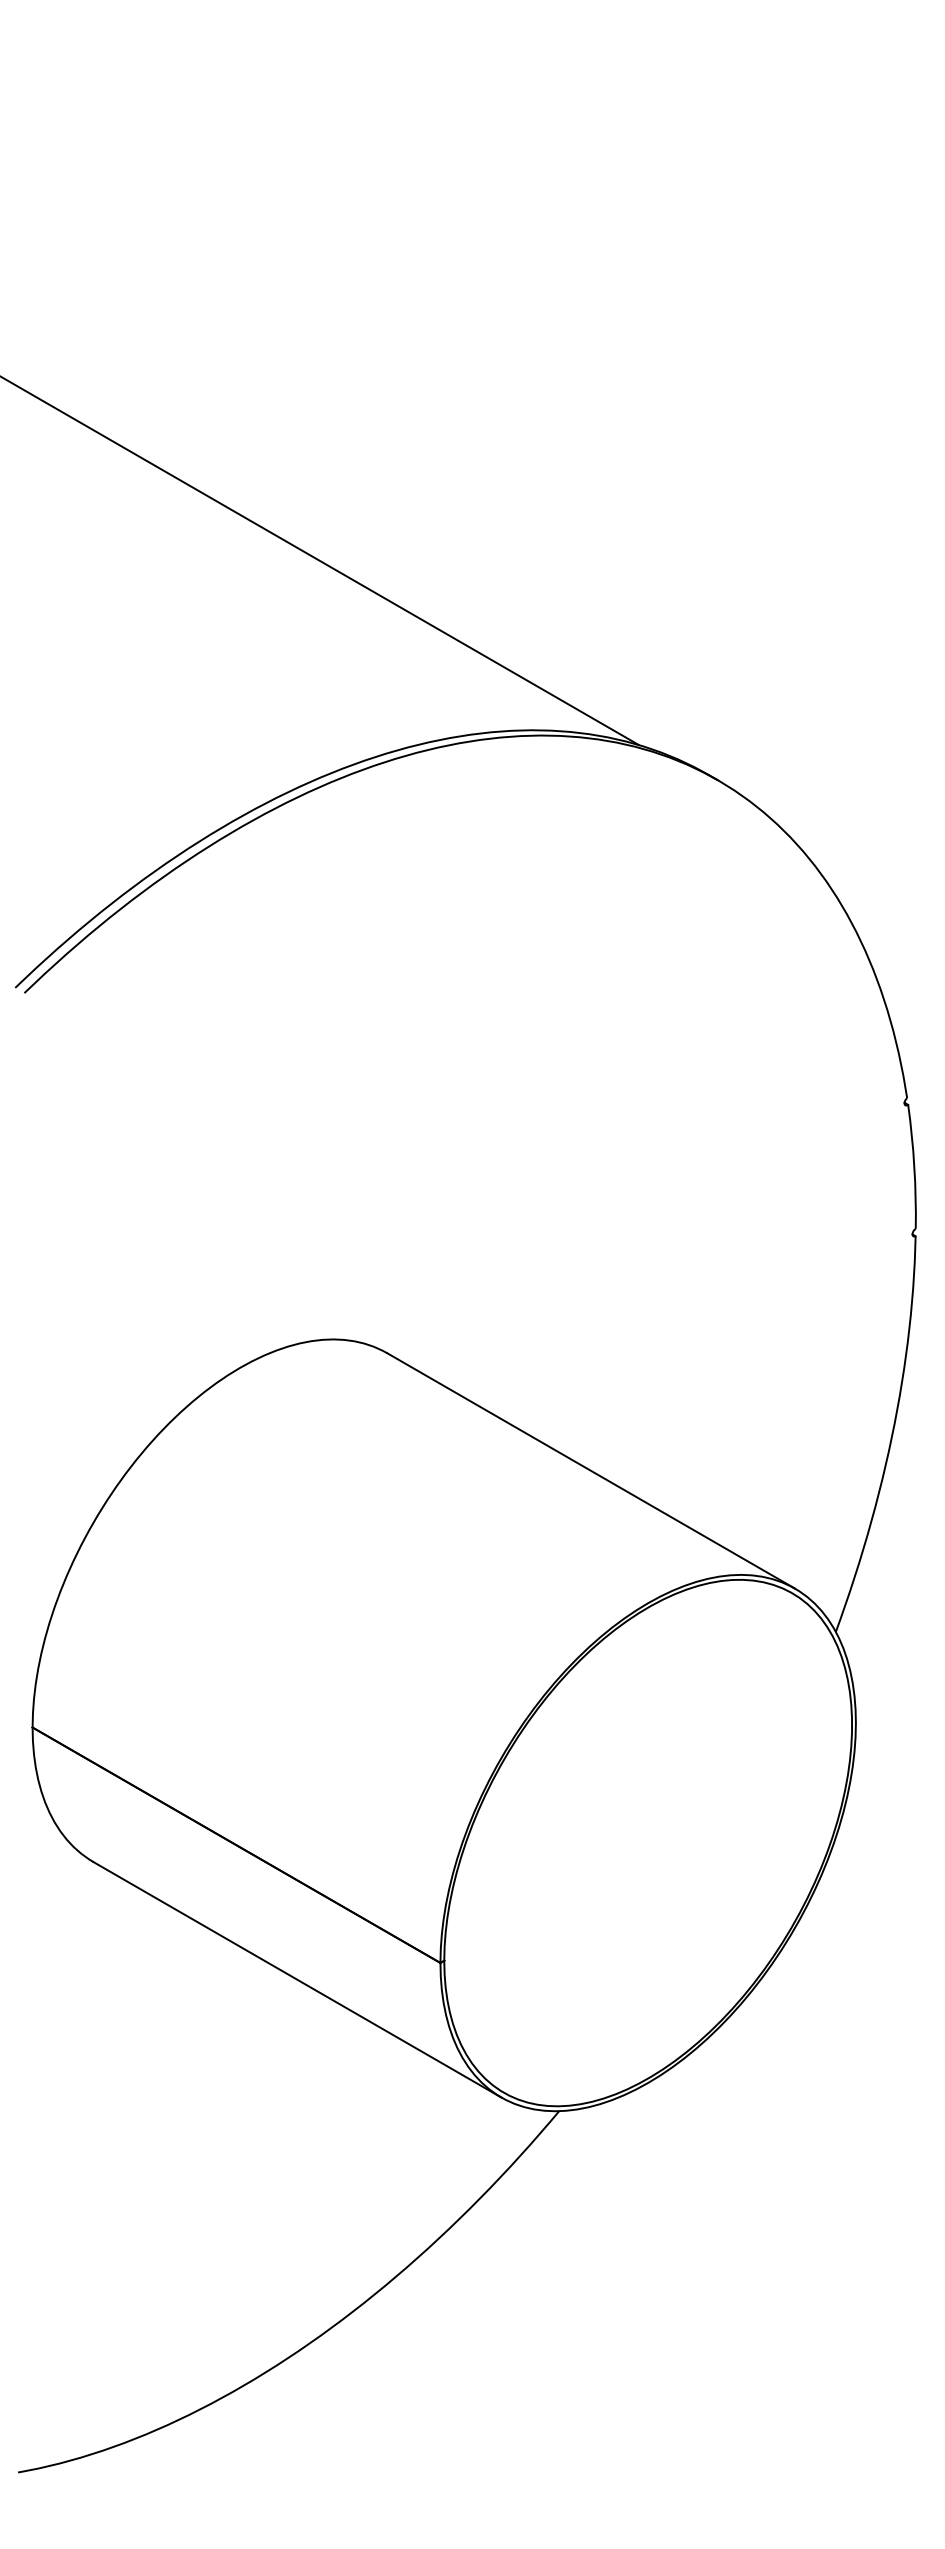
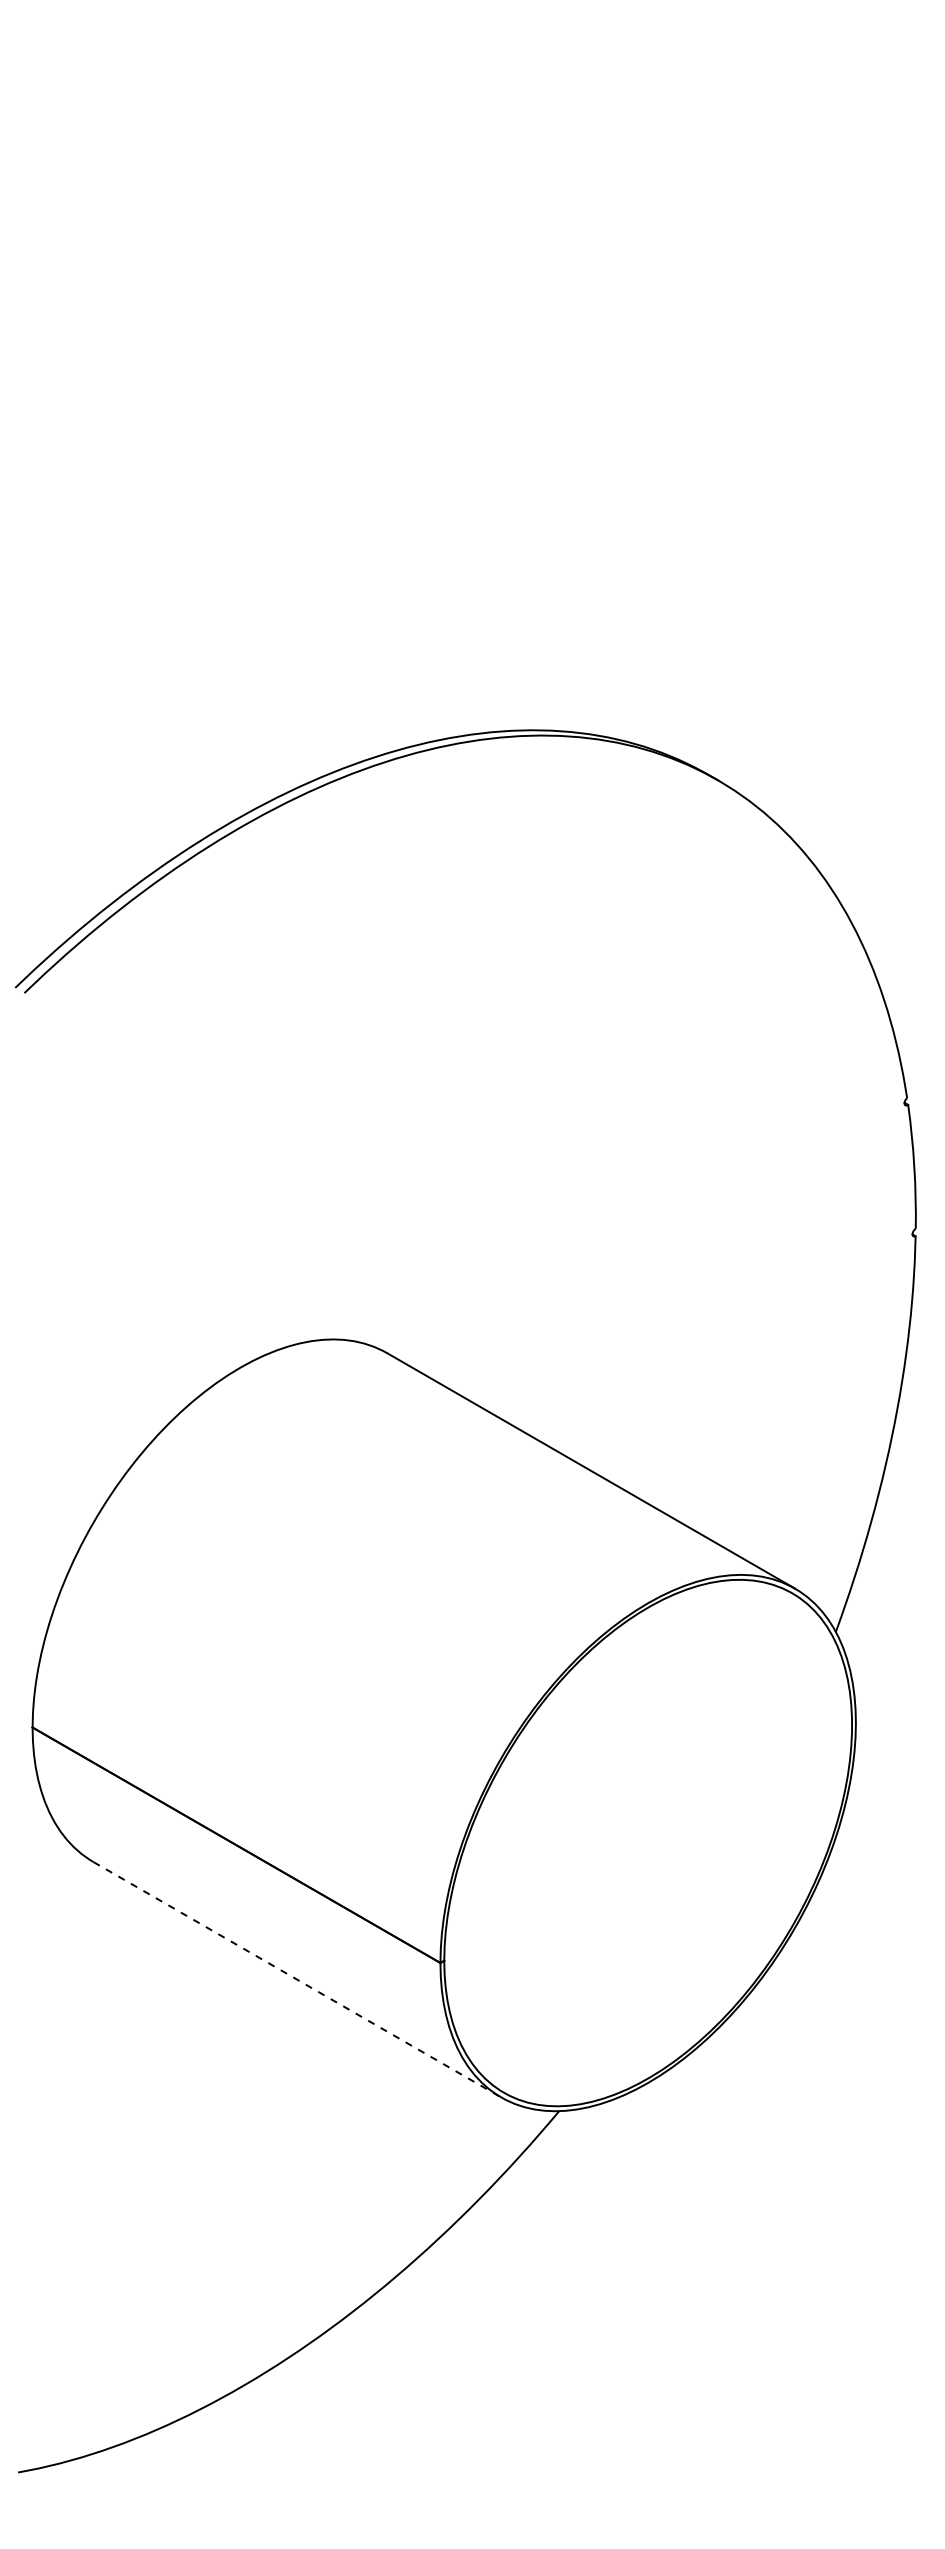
line: present -> none (320, 561)
line: solid -> dashed (297, 1980)
